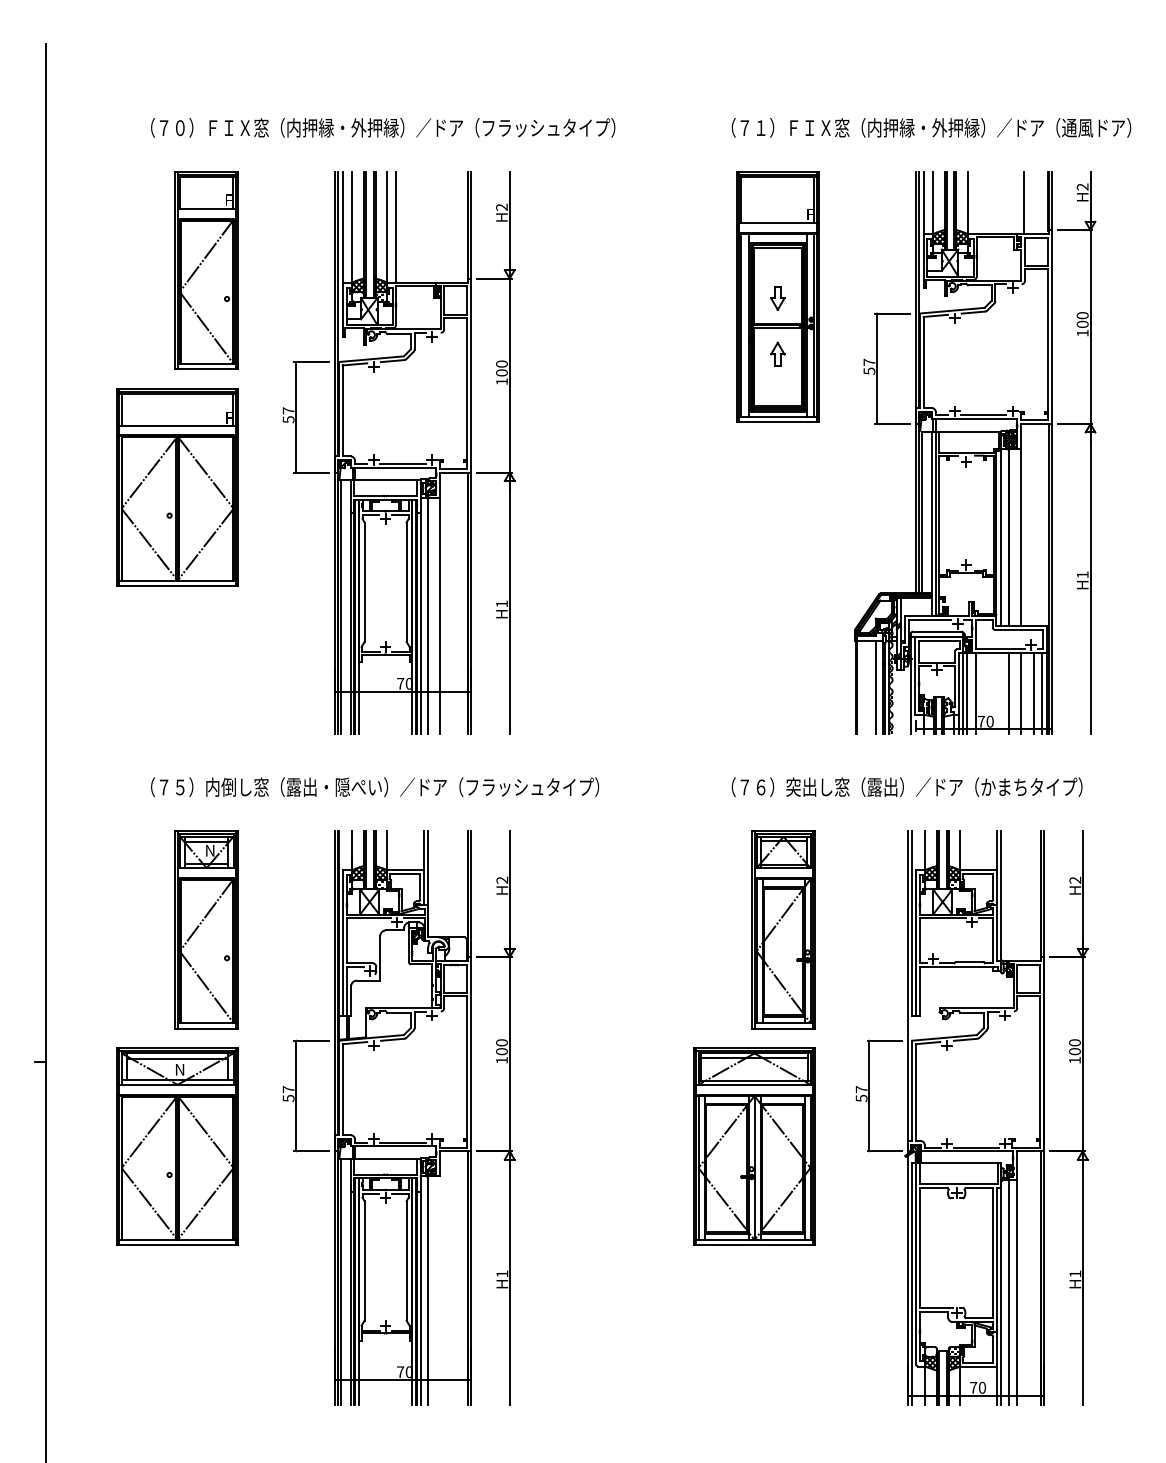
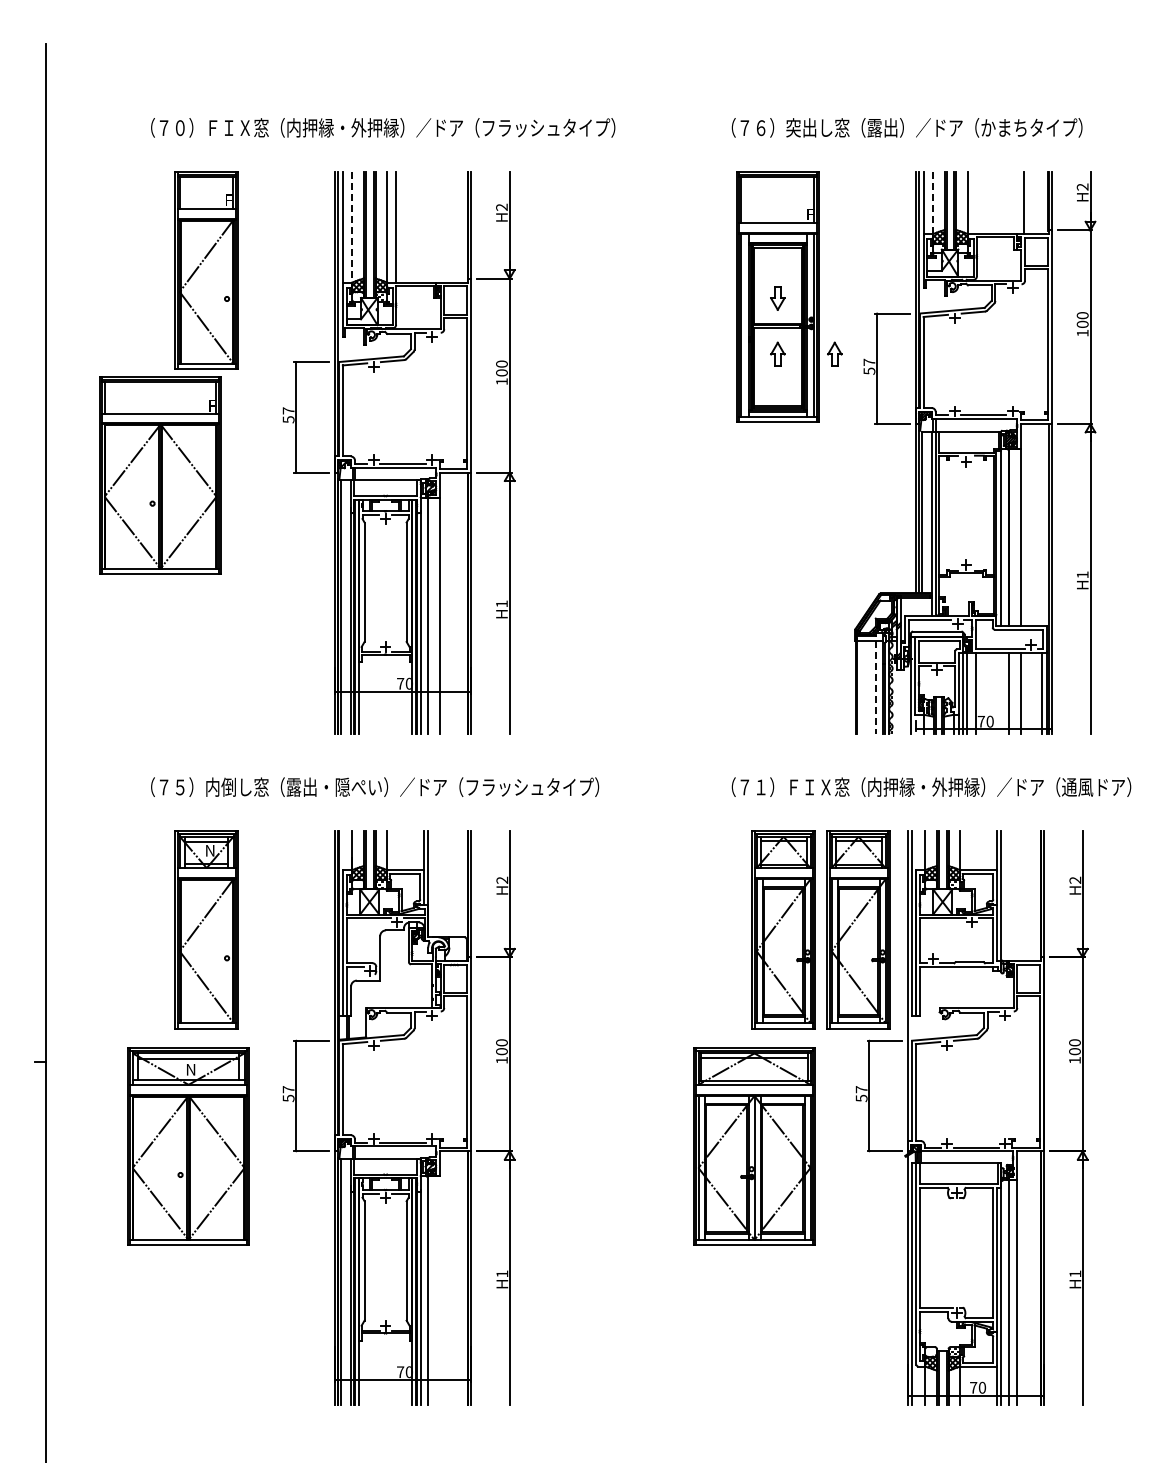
text: （７１）ＦＩＸ窓（内押縁・外押縁）／ドア（通風ドア） -> （７６）突出し窓（露出）／ドア（かまちタイプ） (944, 127)
line: solid -> dashed (933, 203)
line: solid -> dashed (352, 227)
part: none -> present (834, 353)
part position: (177, 487) -> (160, 475) (160, 475)
line: solid -> dashed (875, 687)
line: present -> none (1033, 693)
text: （７６）突出し窓（露出）／ドア（かまちタイプ） -> （７１）ＦＩＸ窓（内押縁・外押縁）／ドア（通風ドア） (944, 786)
part: none -> present (858, 929)
part position: (177, 1146) -> (188, 1146) (188, 1146)
